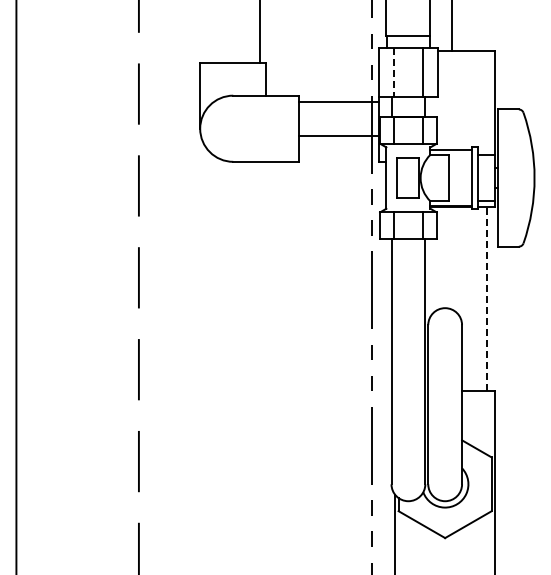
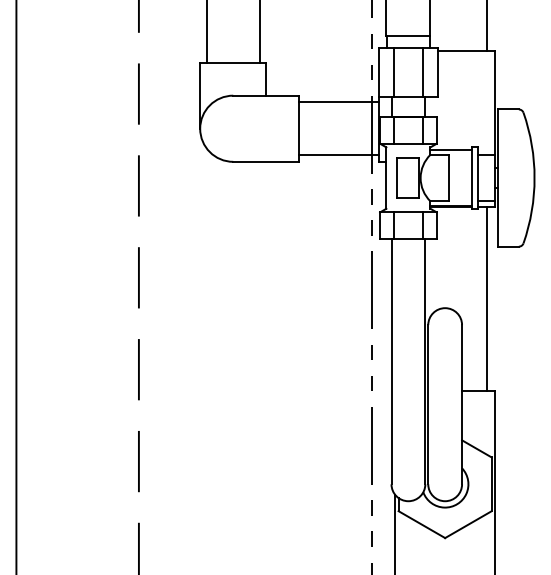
line position: (451, 26) -> (486, 26) (486, 26)
line: none -> present (206, 32)
line: dashed -> solid (393, 73)
line position: (339, 136) -> (339, 155) (339, 155)
line: dashed -> solid (486, 299)
